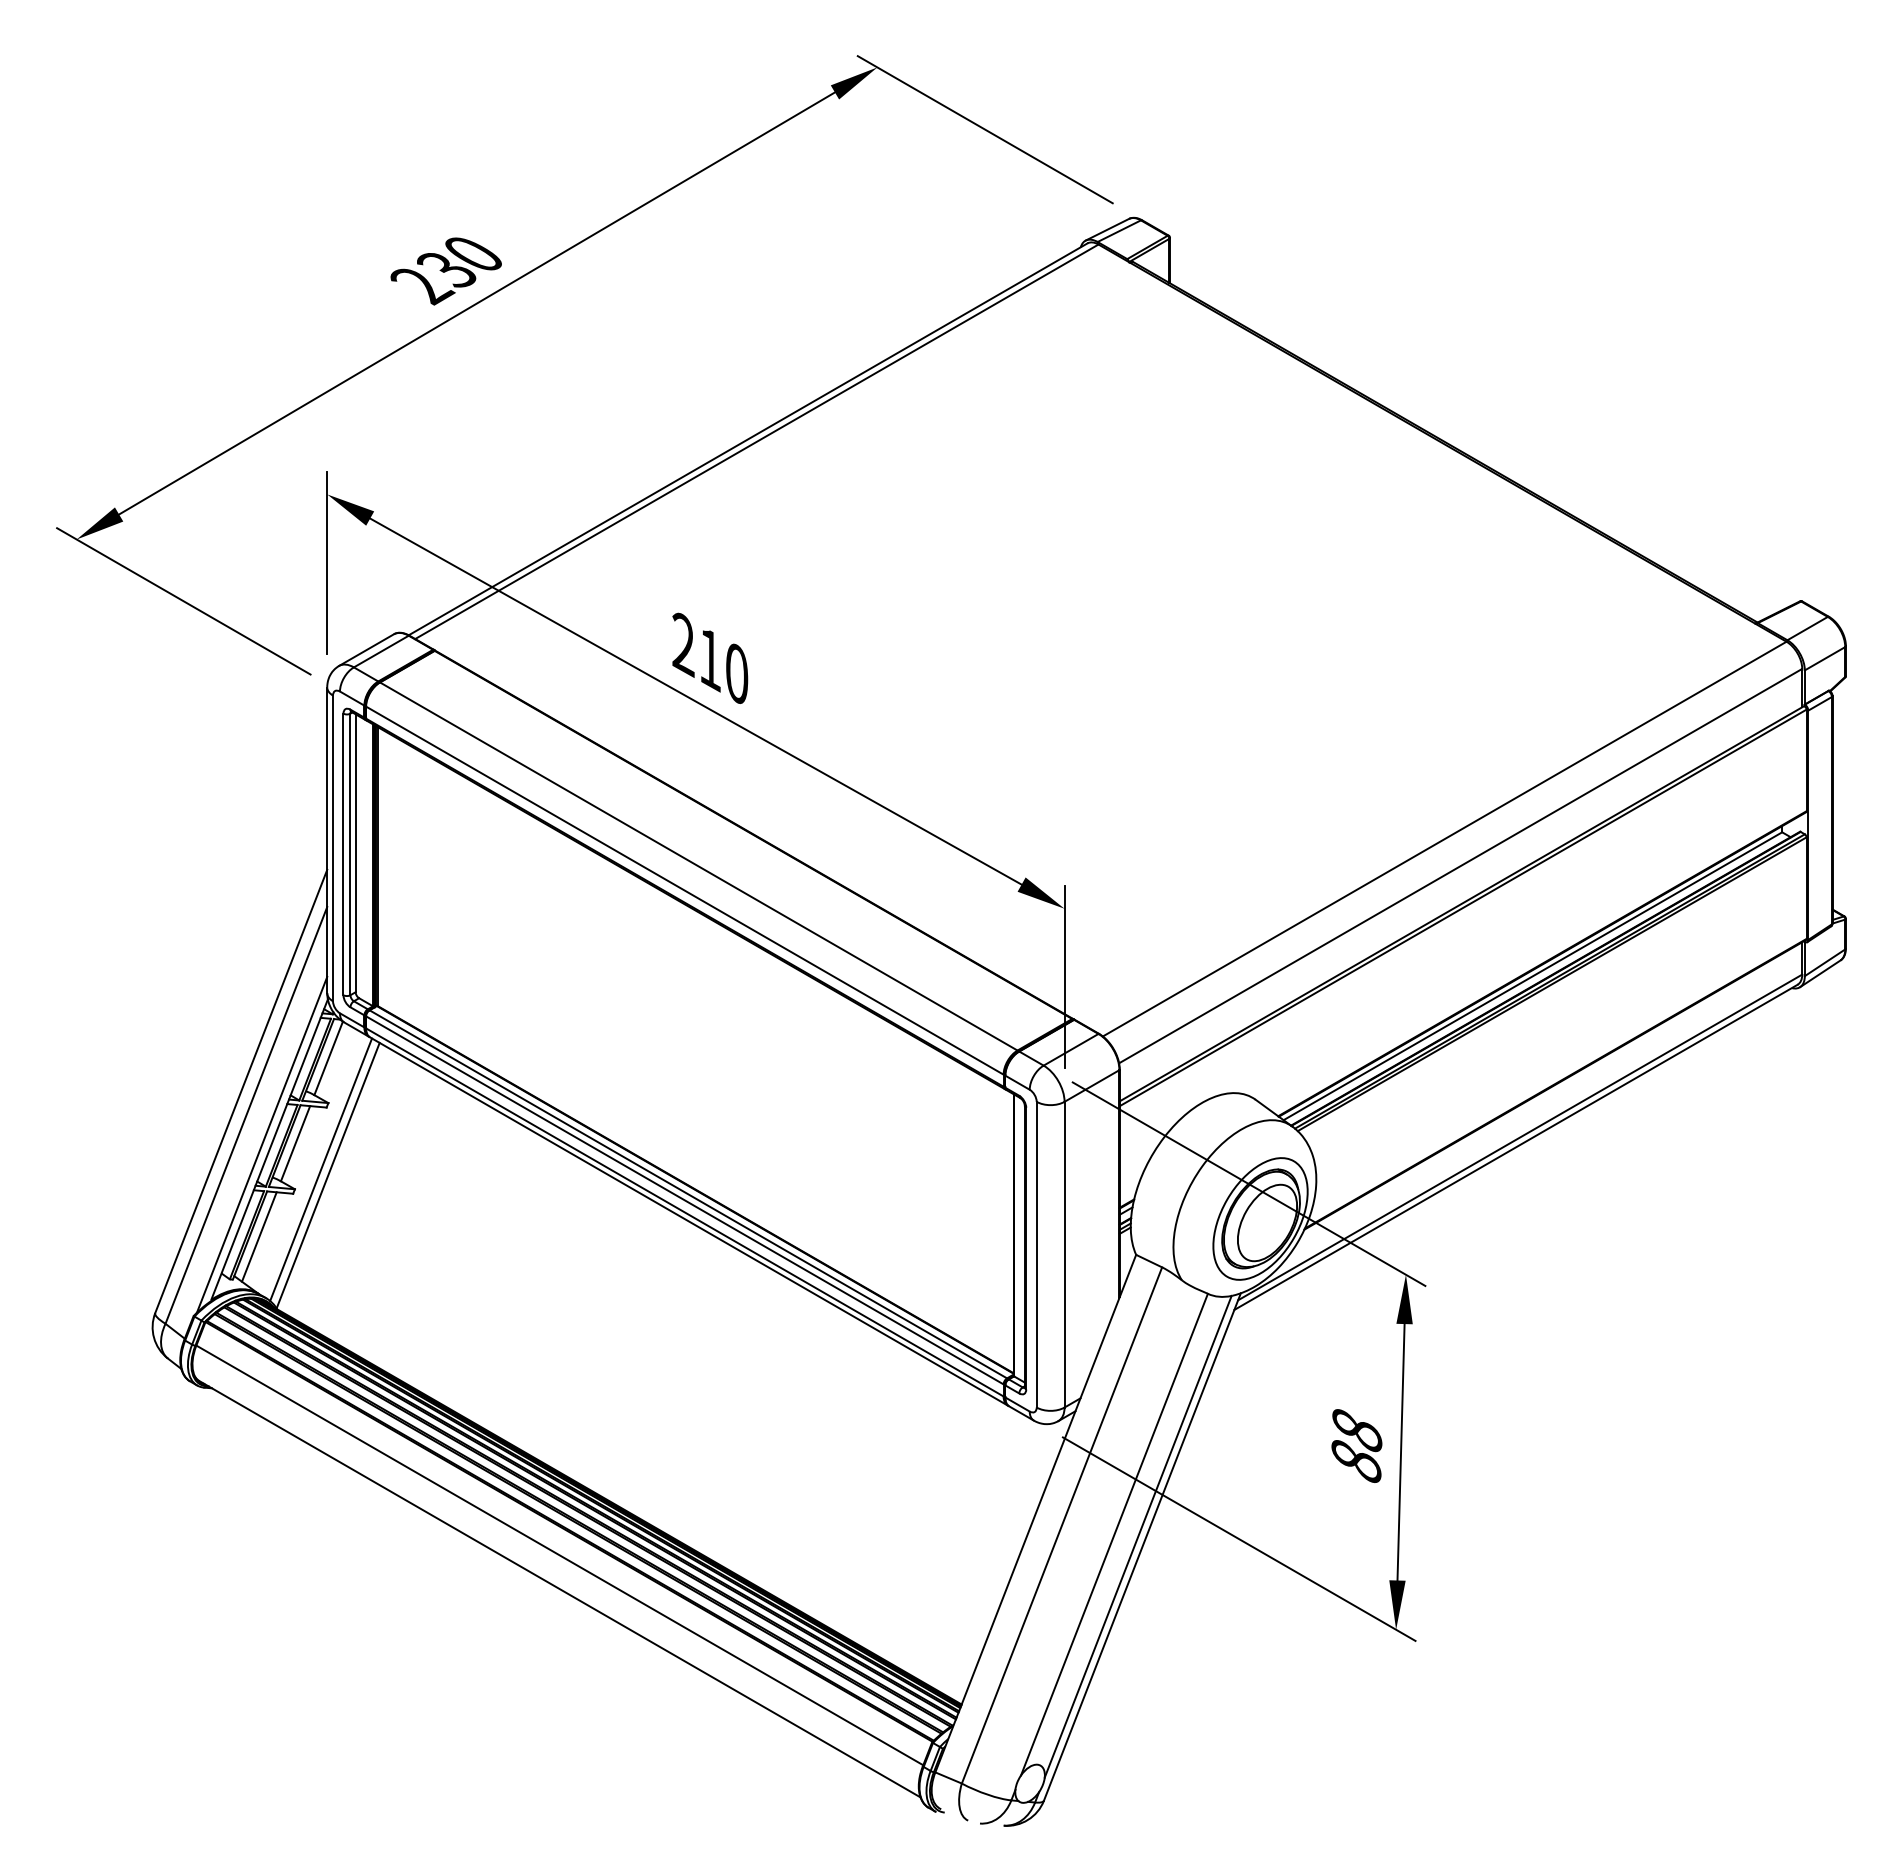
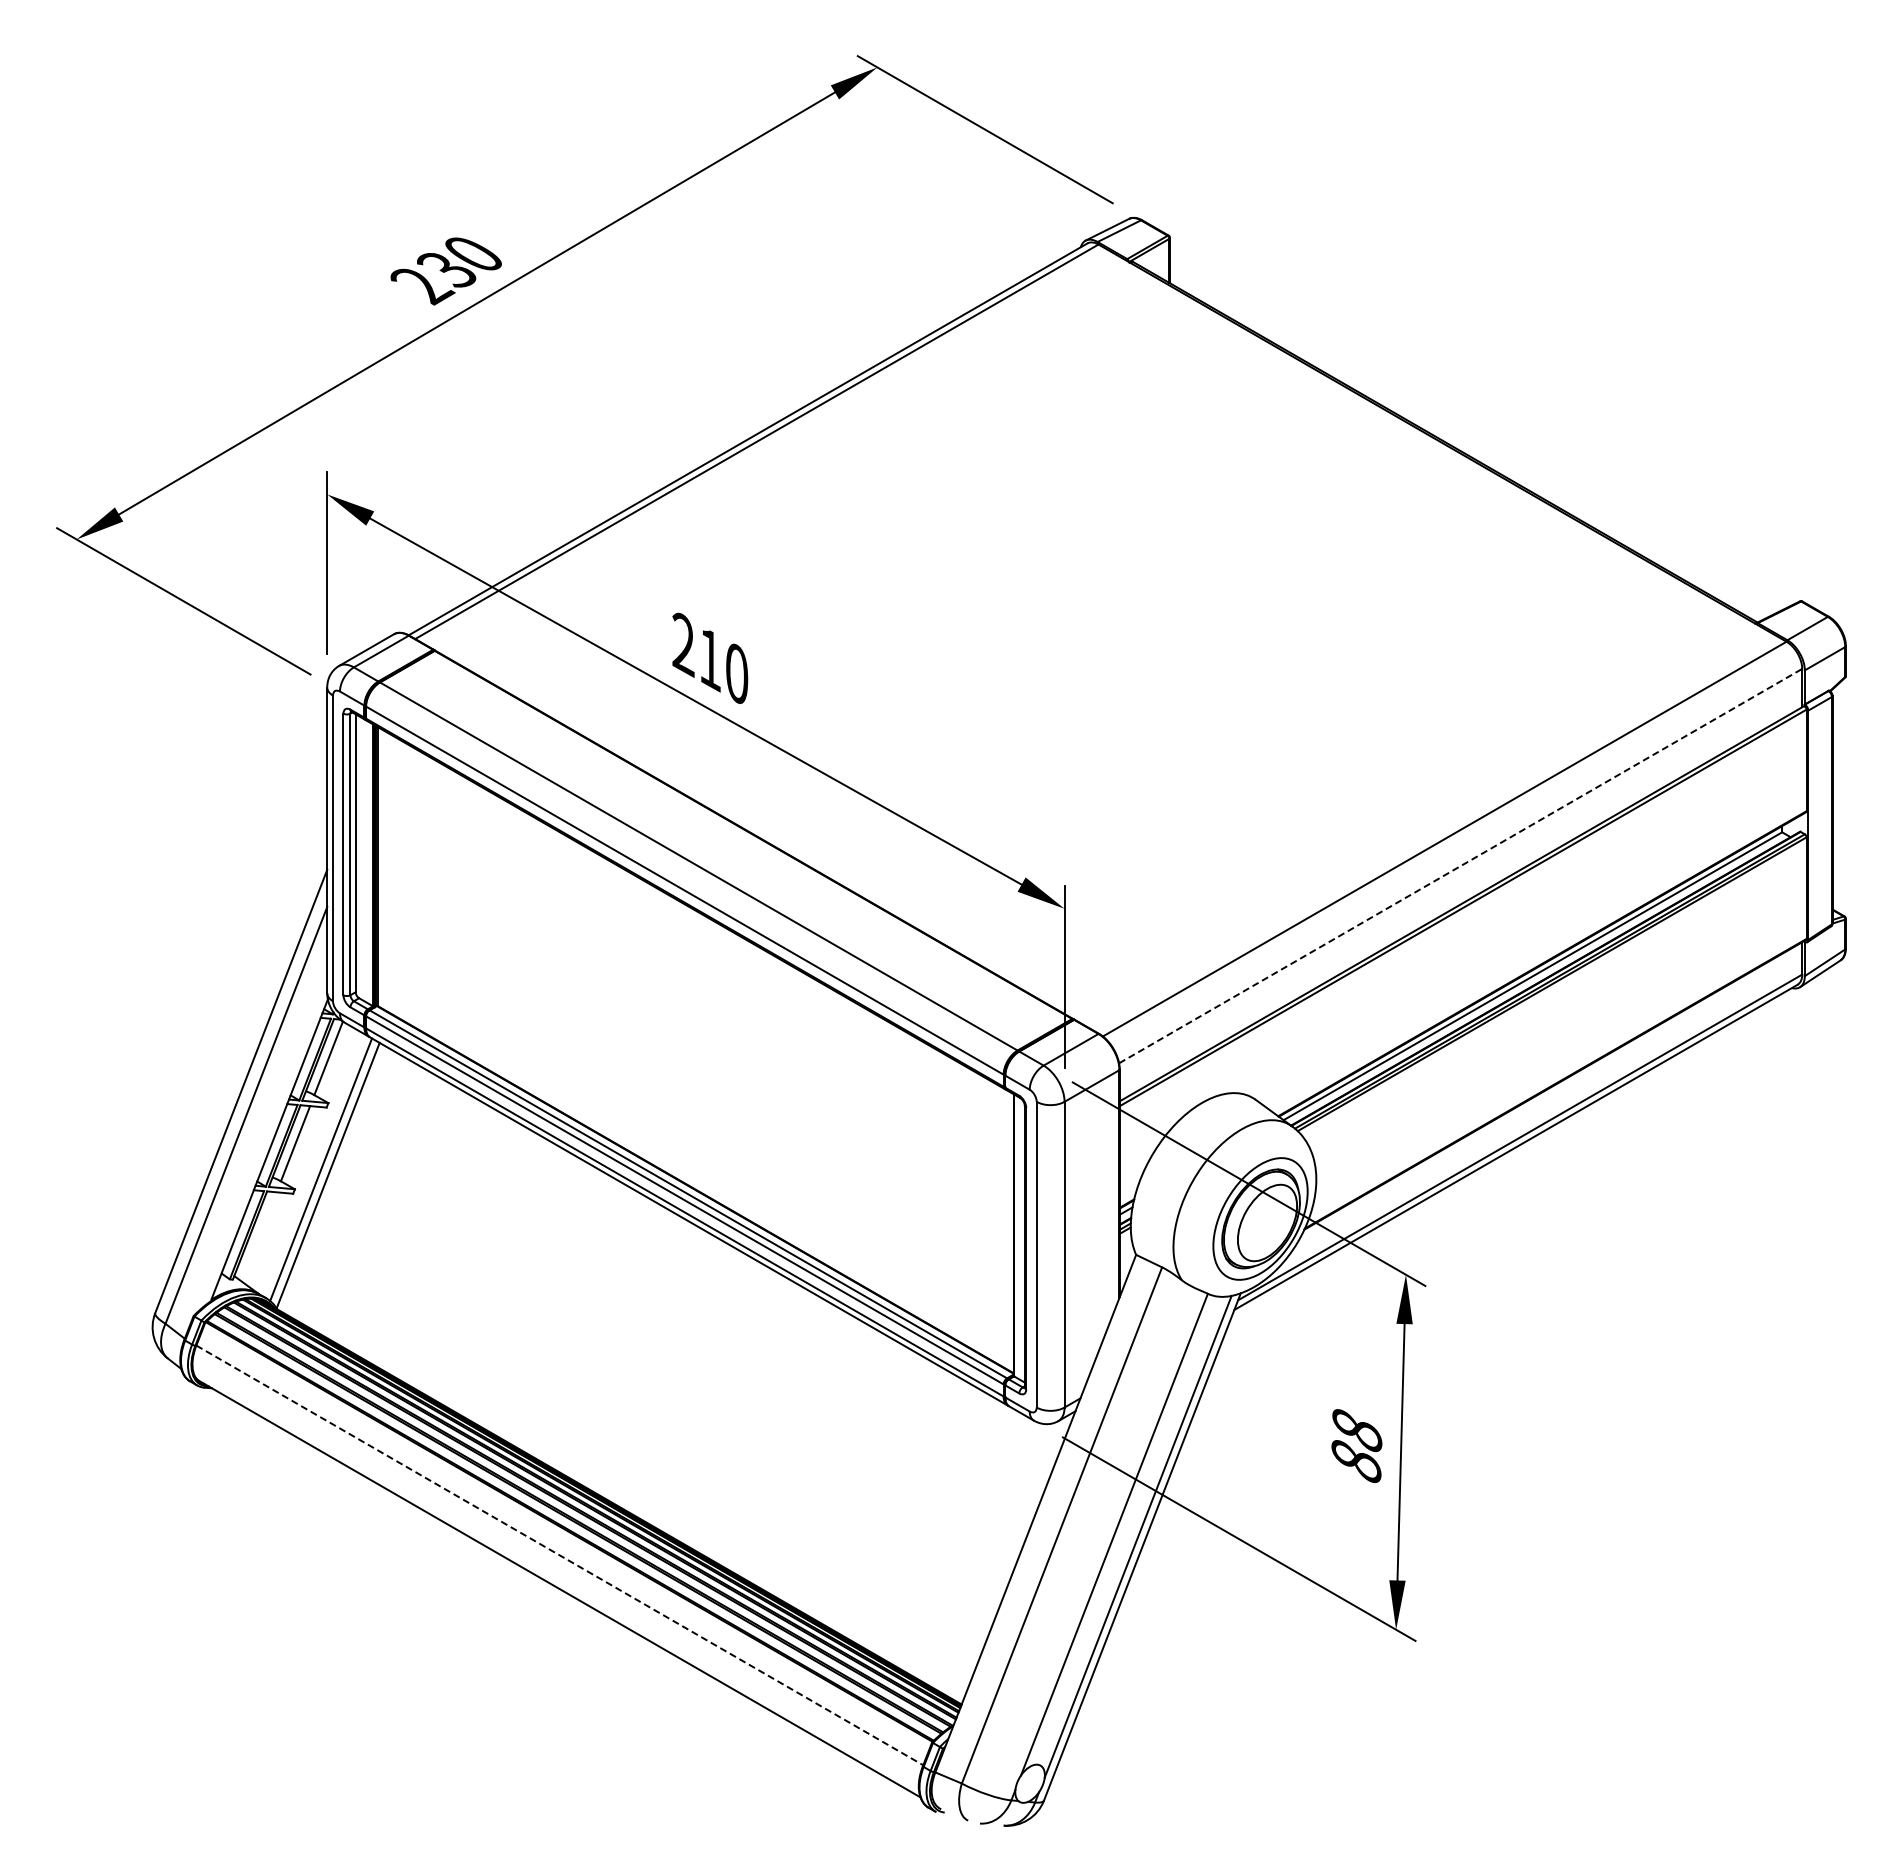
line: solid -> dashed (1461, 865)
line: present -> none (261, 1144)
line: present -> none (259, 1236)
line: solid -> dashed (559, 1555)
